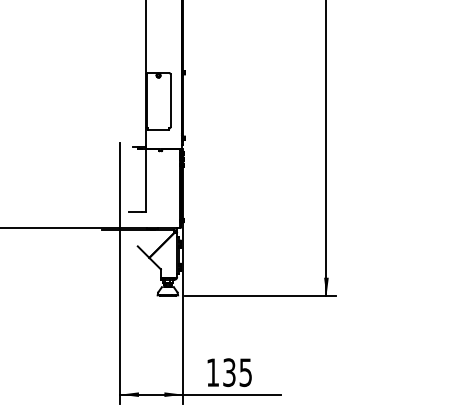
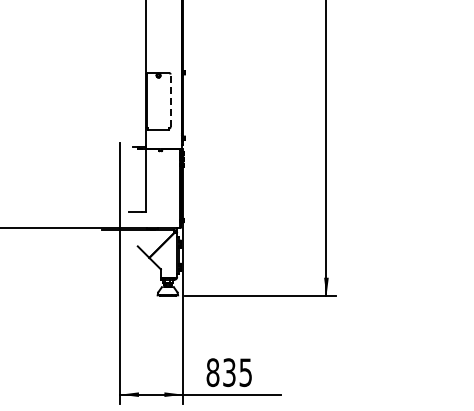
line: solid -> dashed (170, 100)
text: 135 -> 835 (212, 372)
